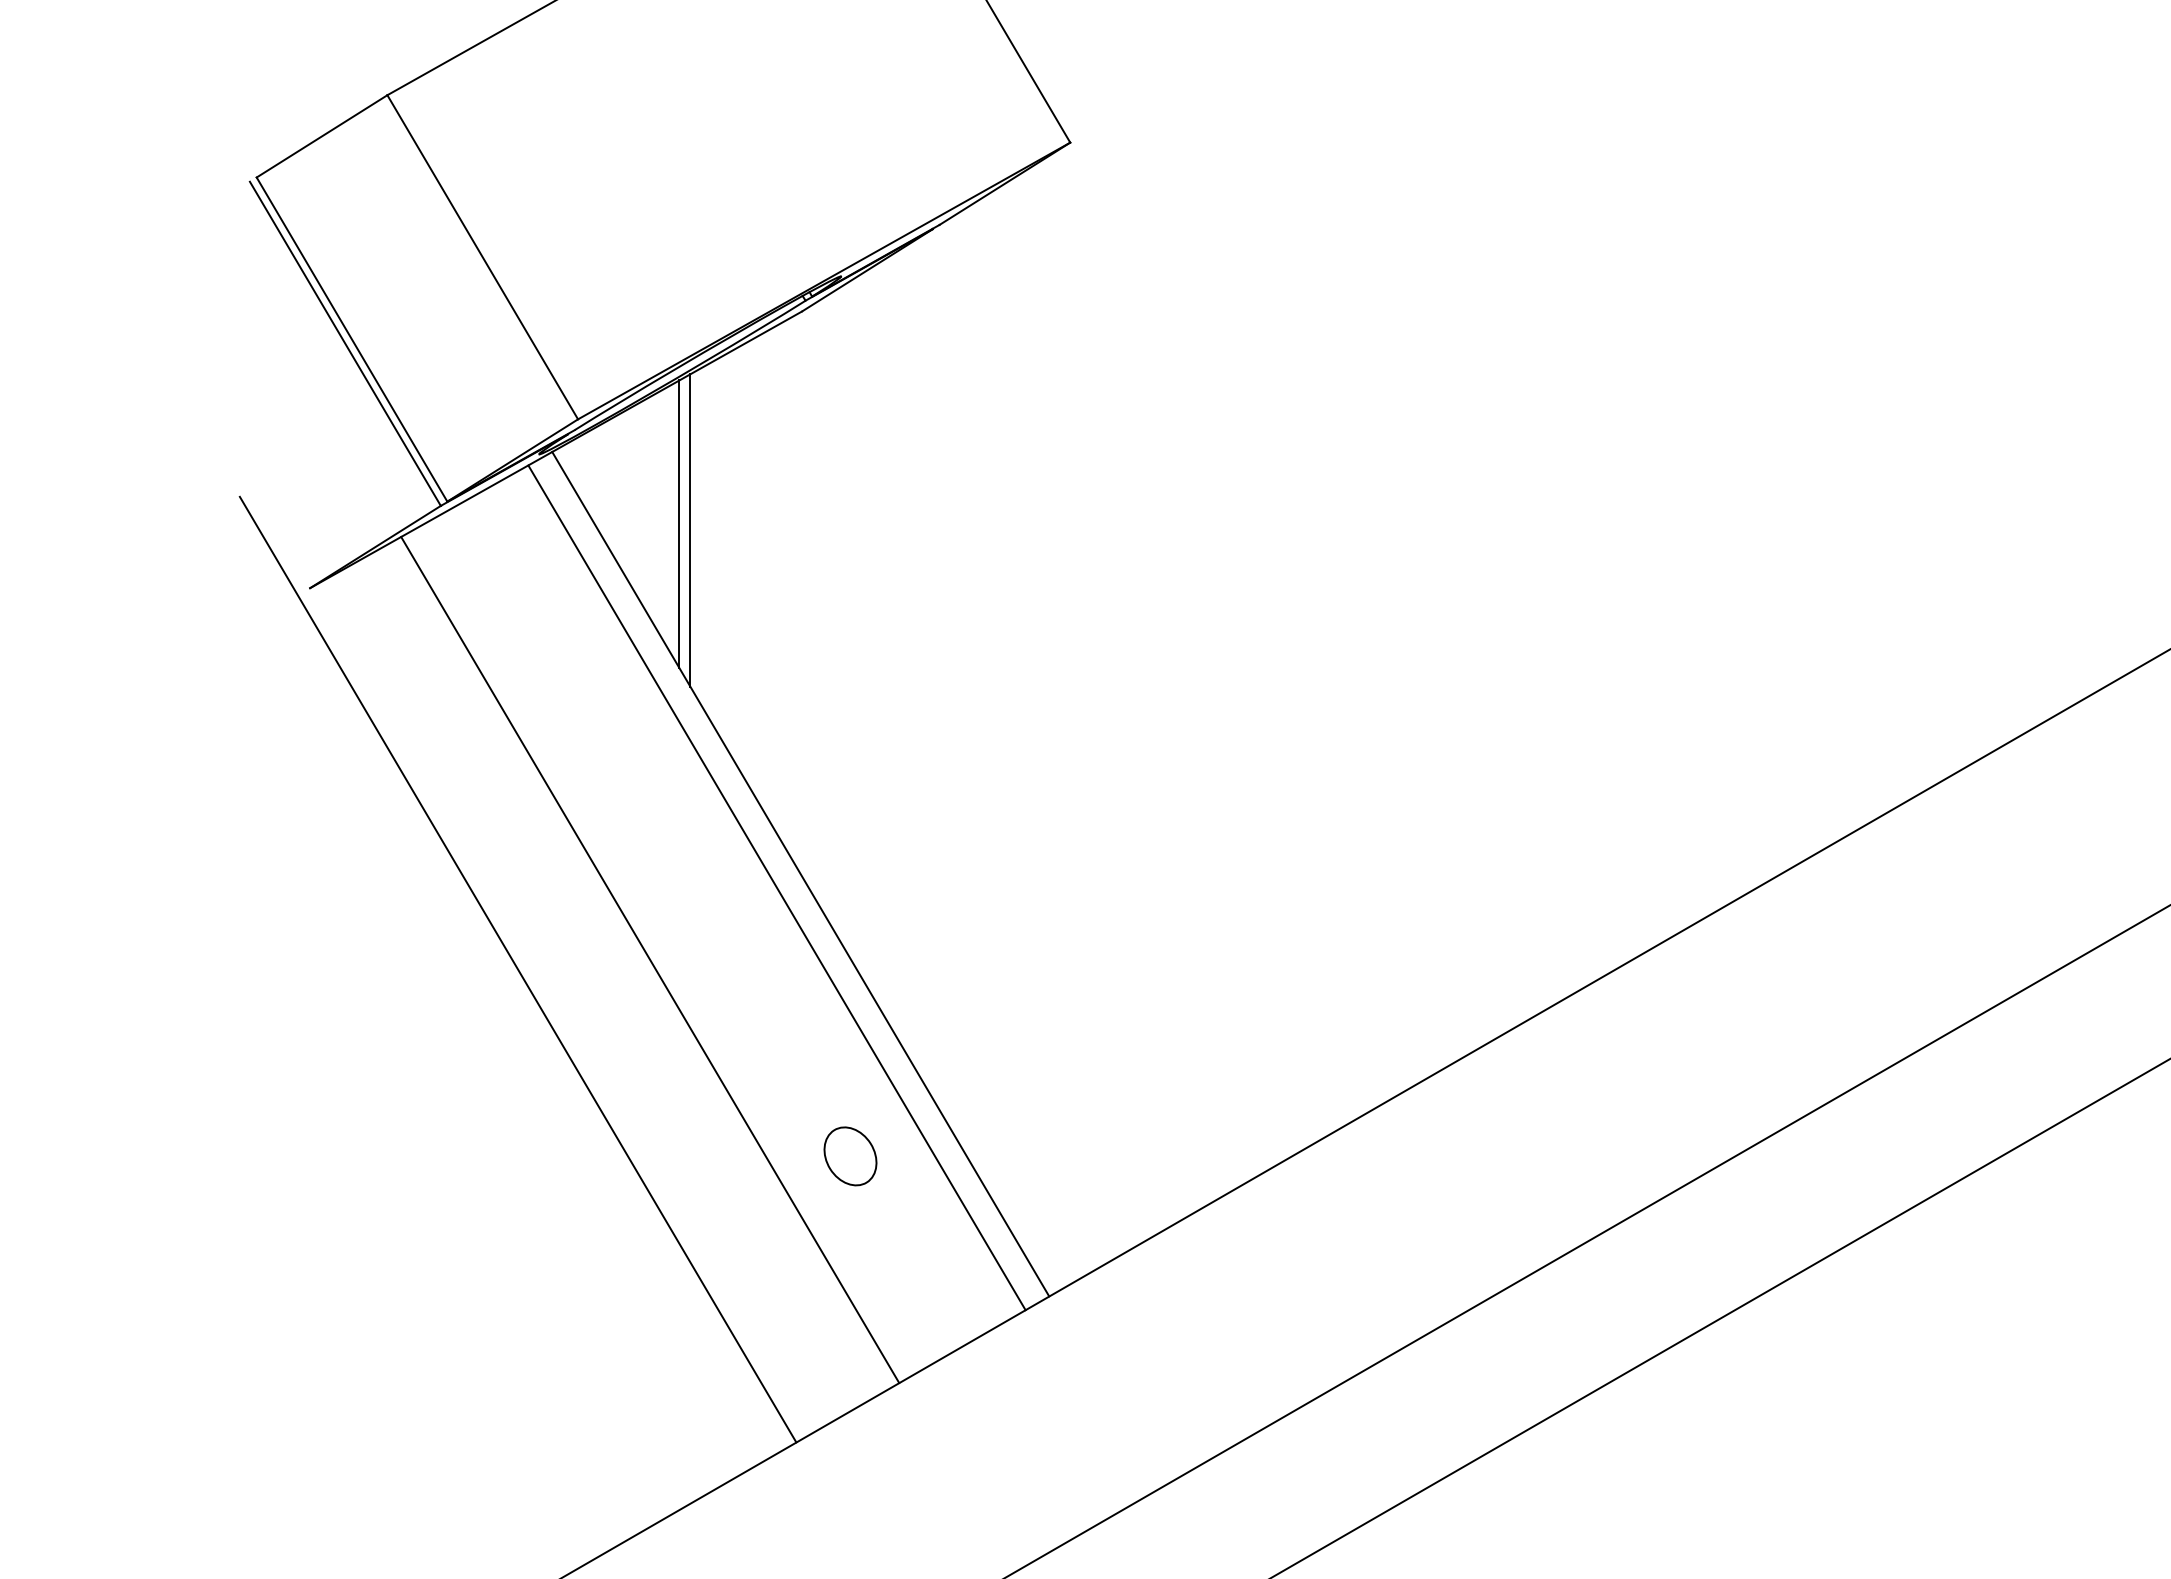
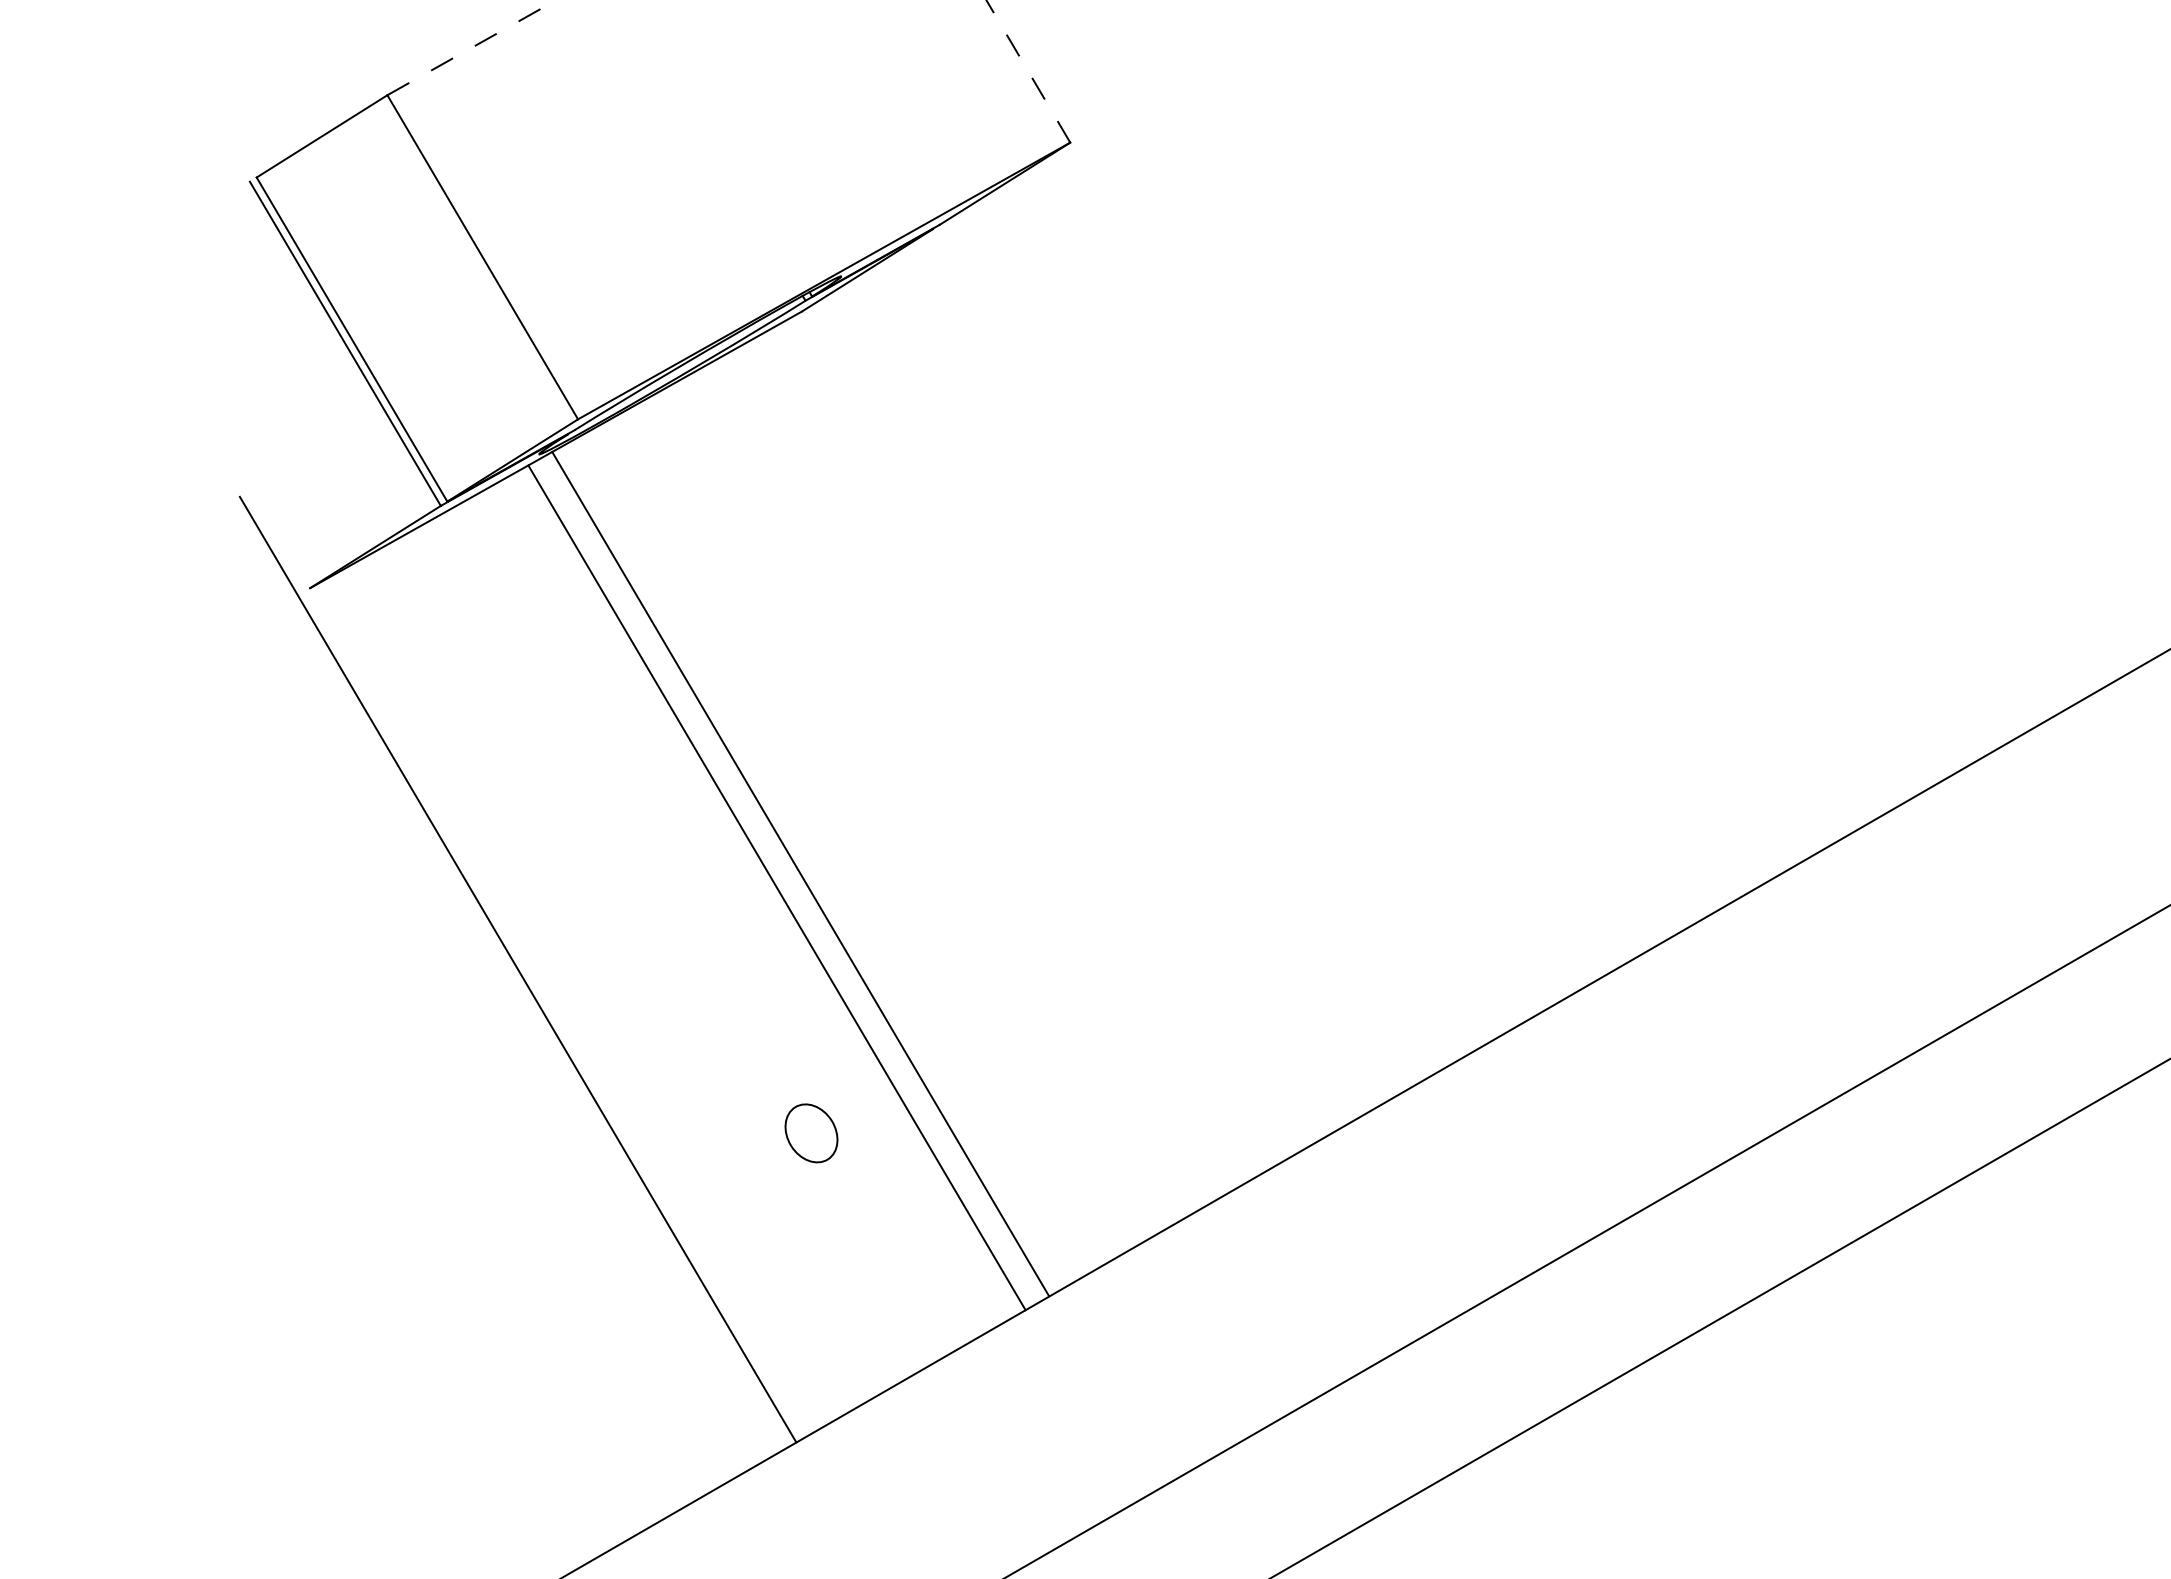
line: solid -> dashed (471, 47)
line: solid -> dashed (1028, 72)
line: present -> none (679, 523)
line: present -> none (690, 530)
line: present -> none (650, 959)
part position: (850, 1156) -> (811, 1133) (811, 1133)
